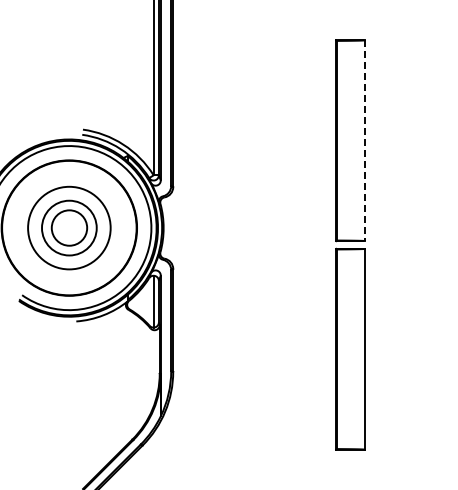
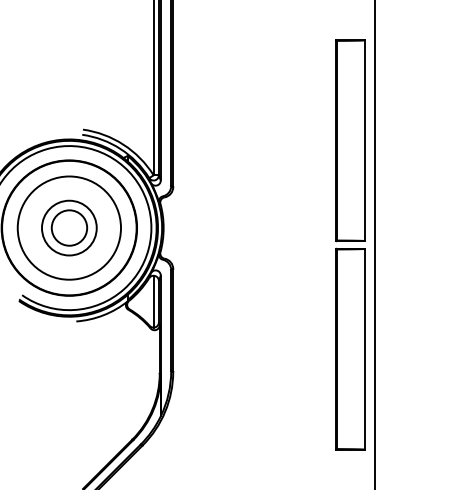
line: dashed -> solid (364, 141)
circle diameter: 83 px -> 103 px (69, 227)
line: none -> present (374, 244)
